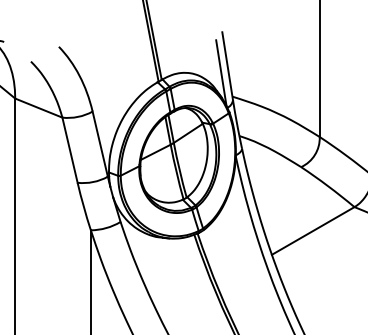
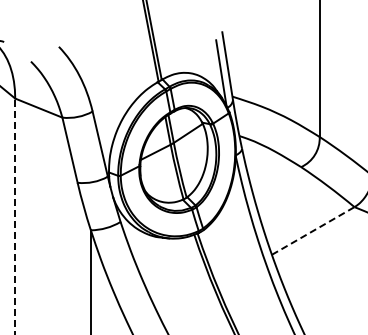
line: solid -> dashed (15, 216)
line: solid -> dashed (313, 230)
